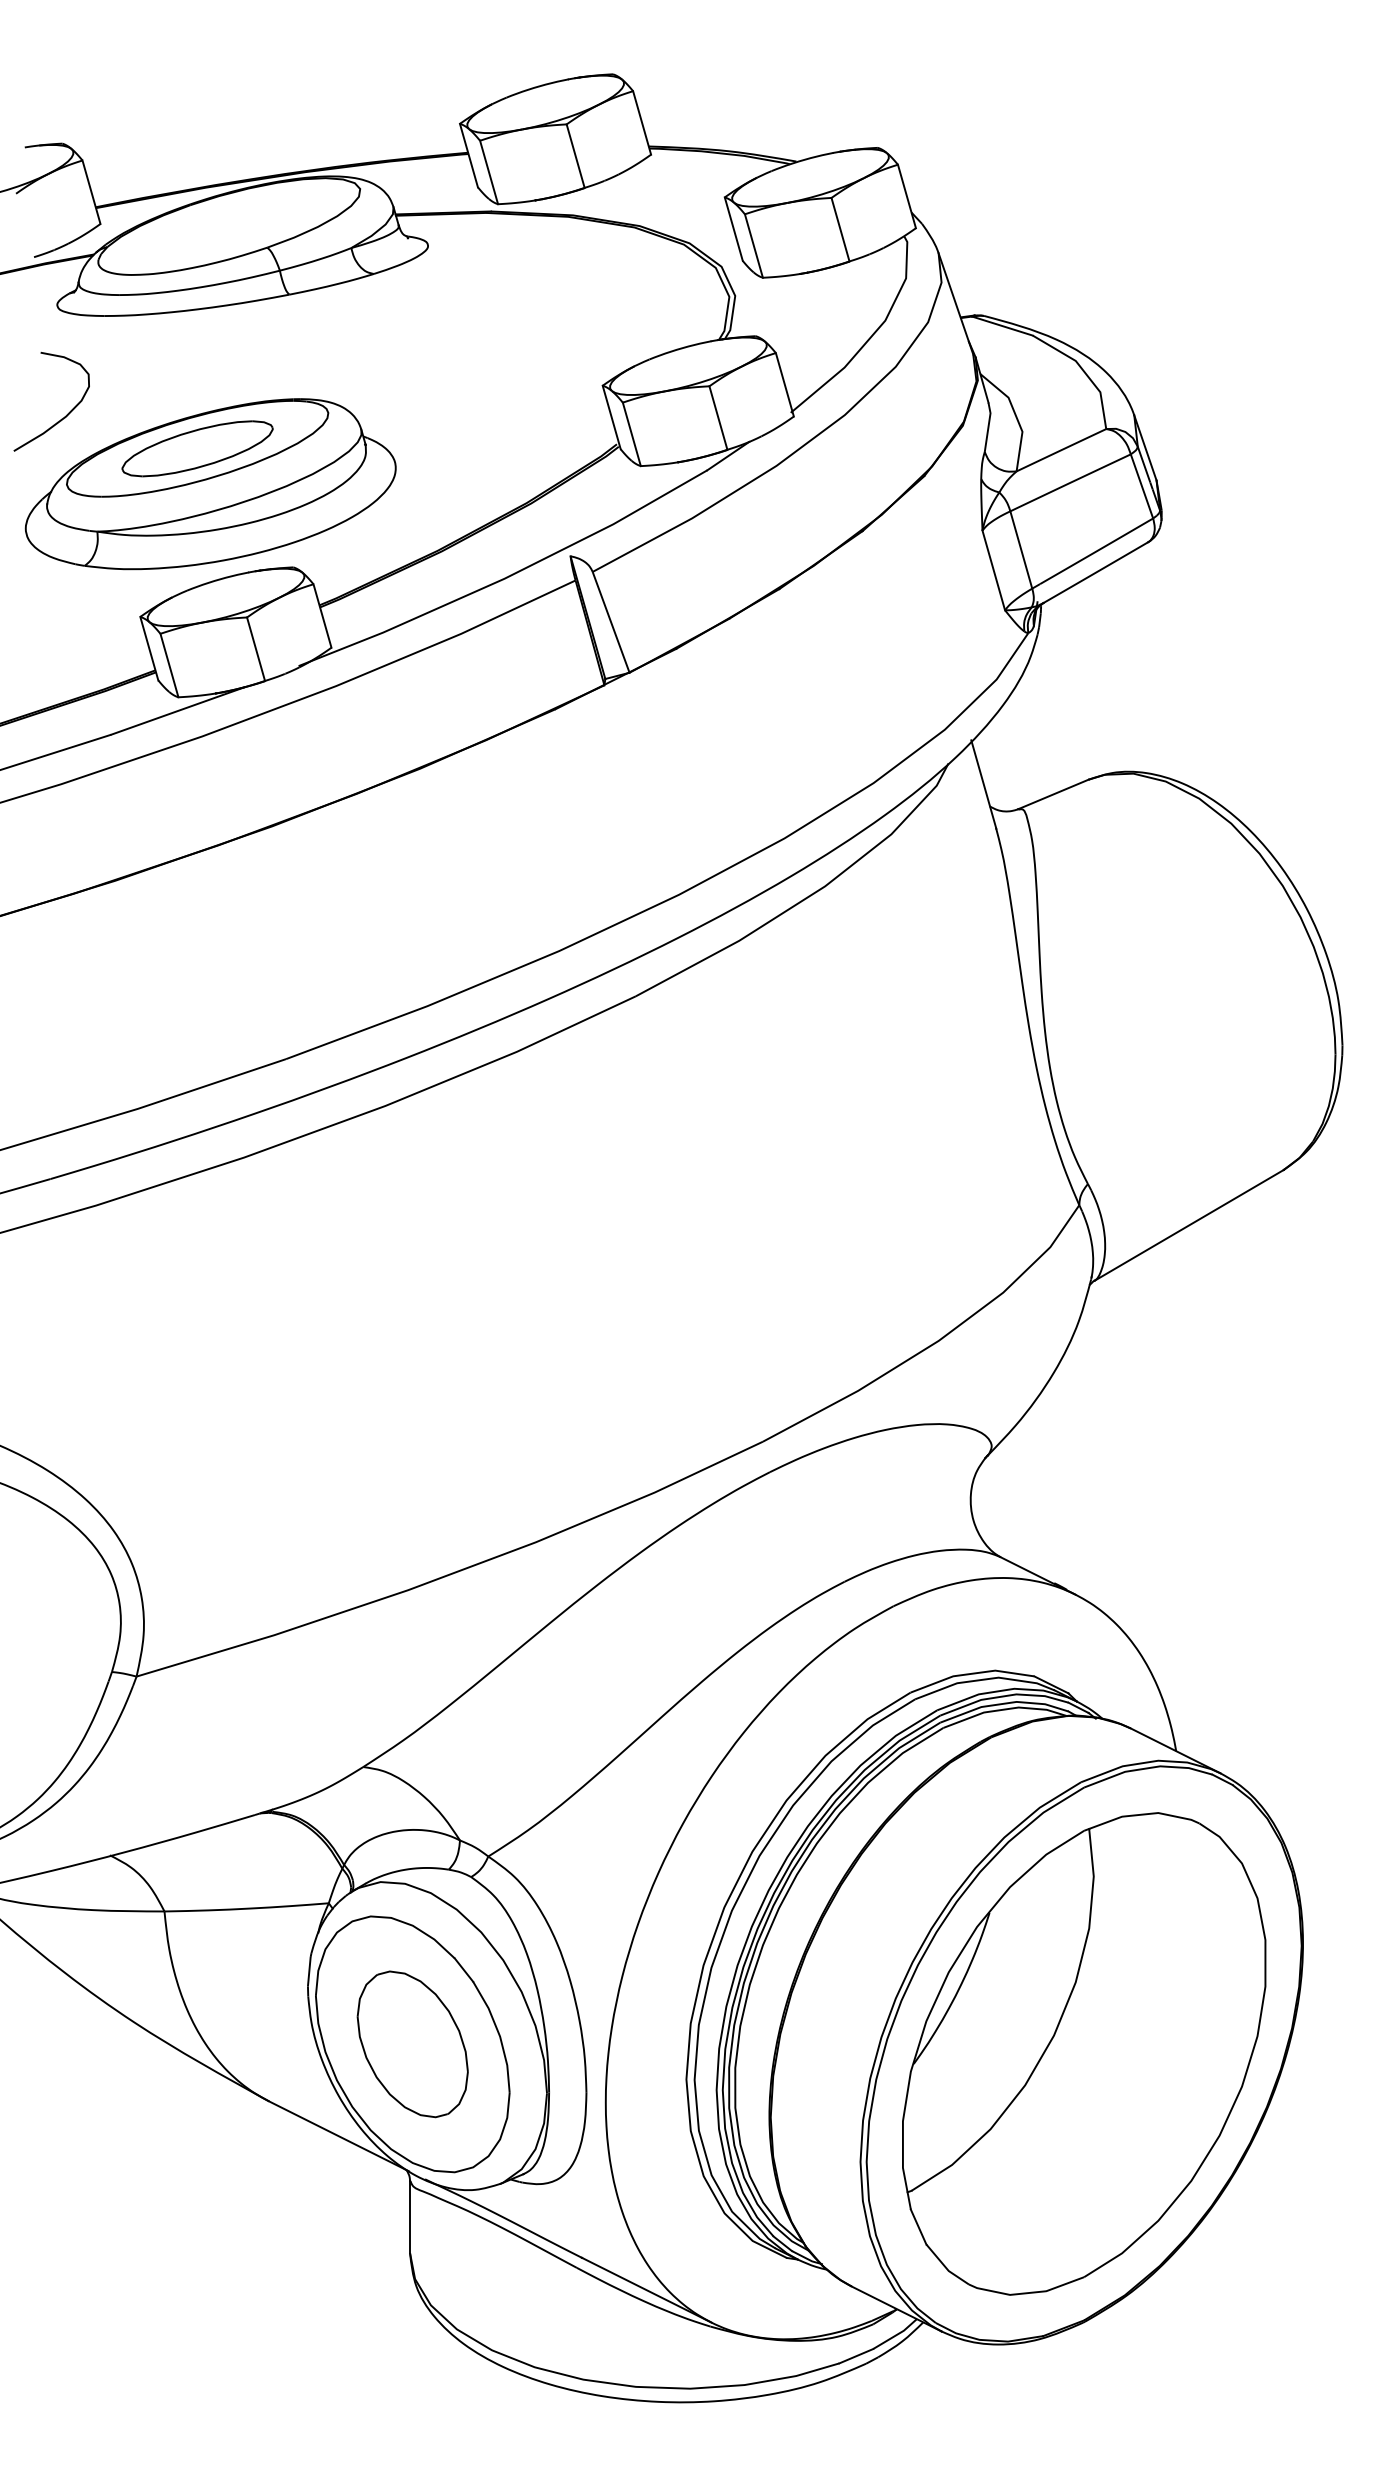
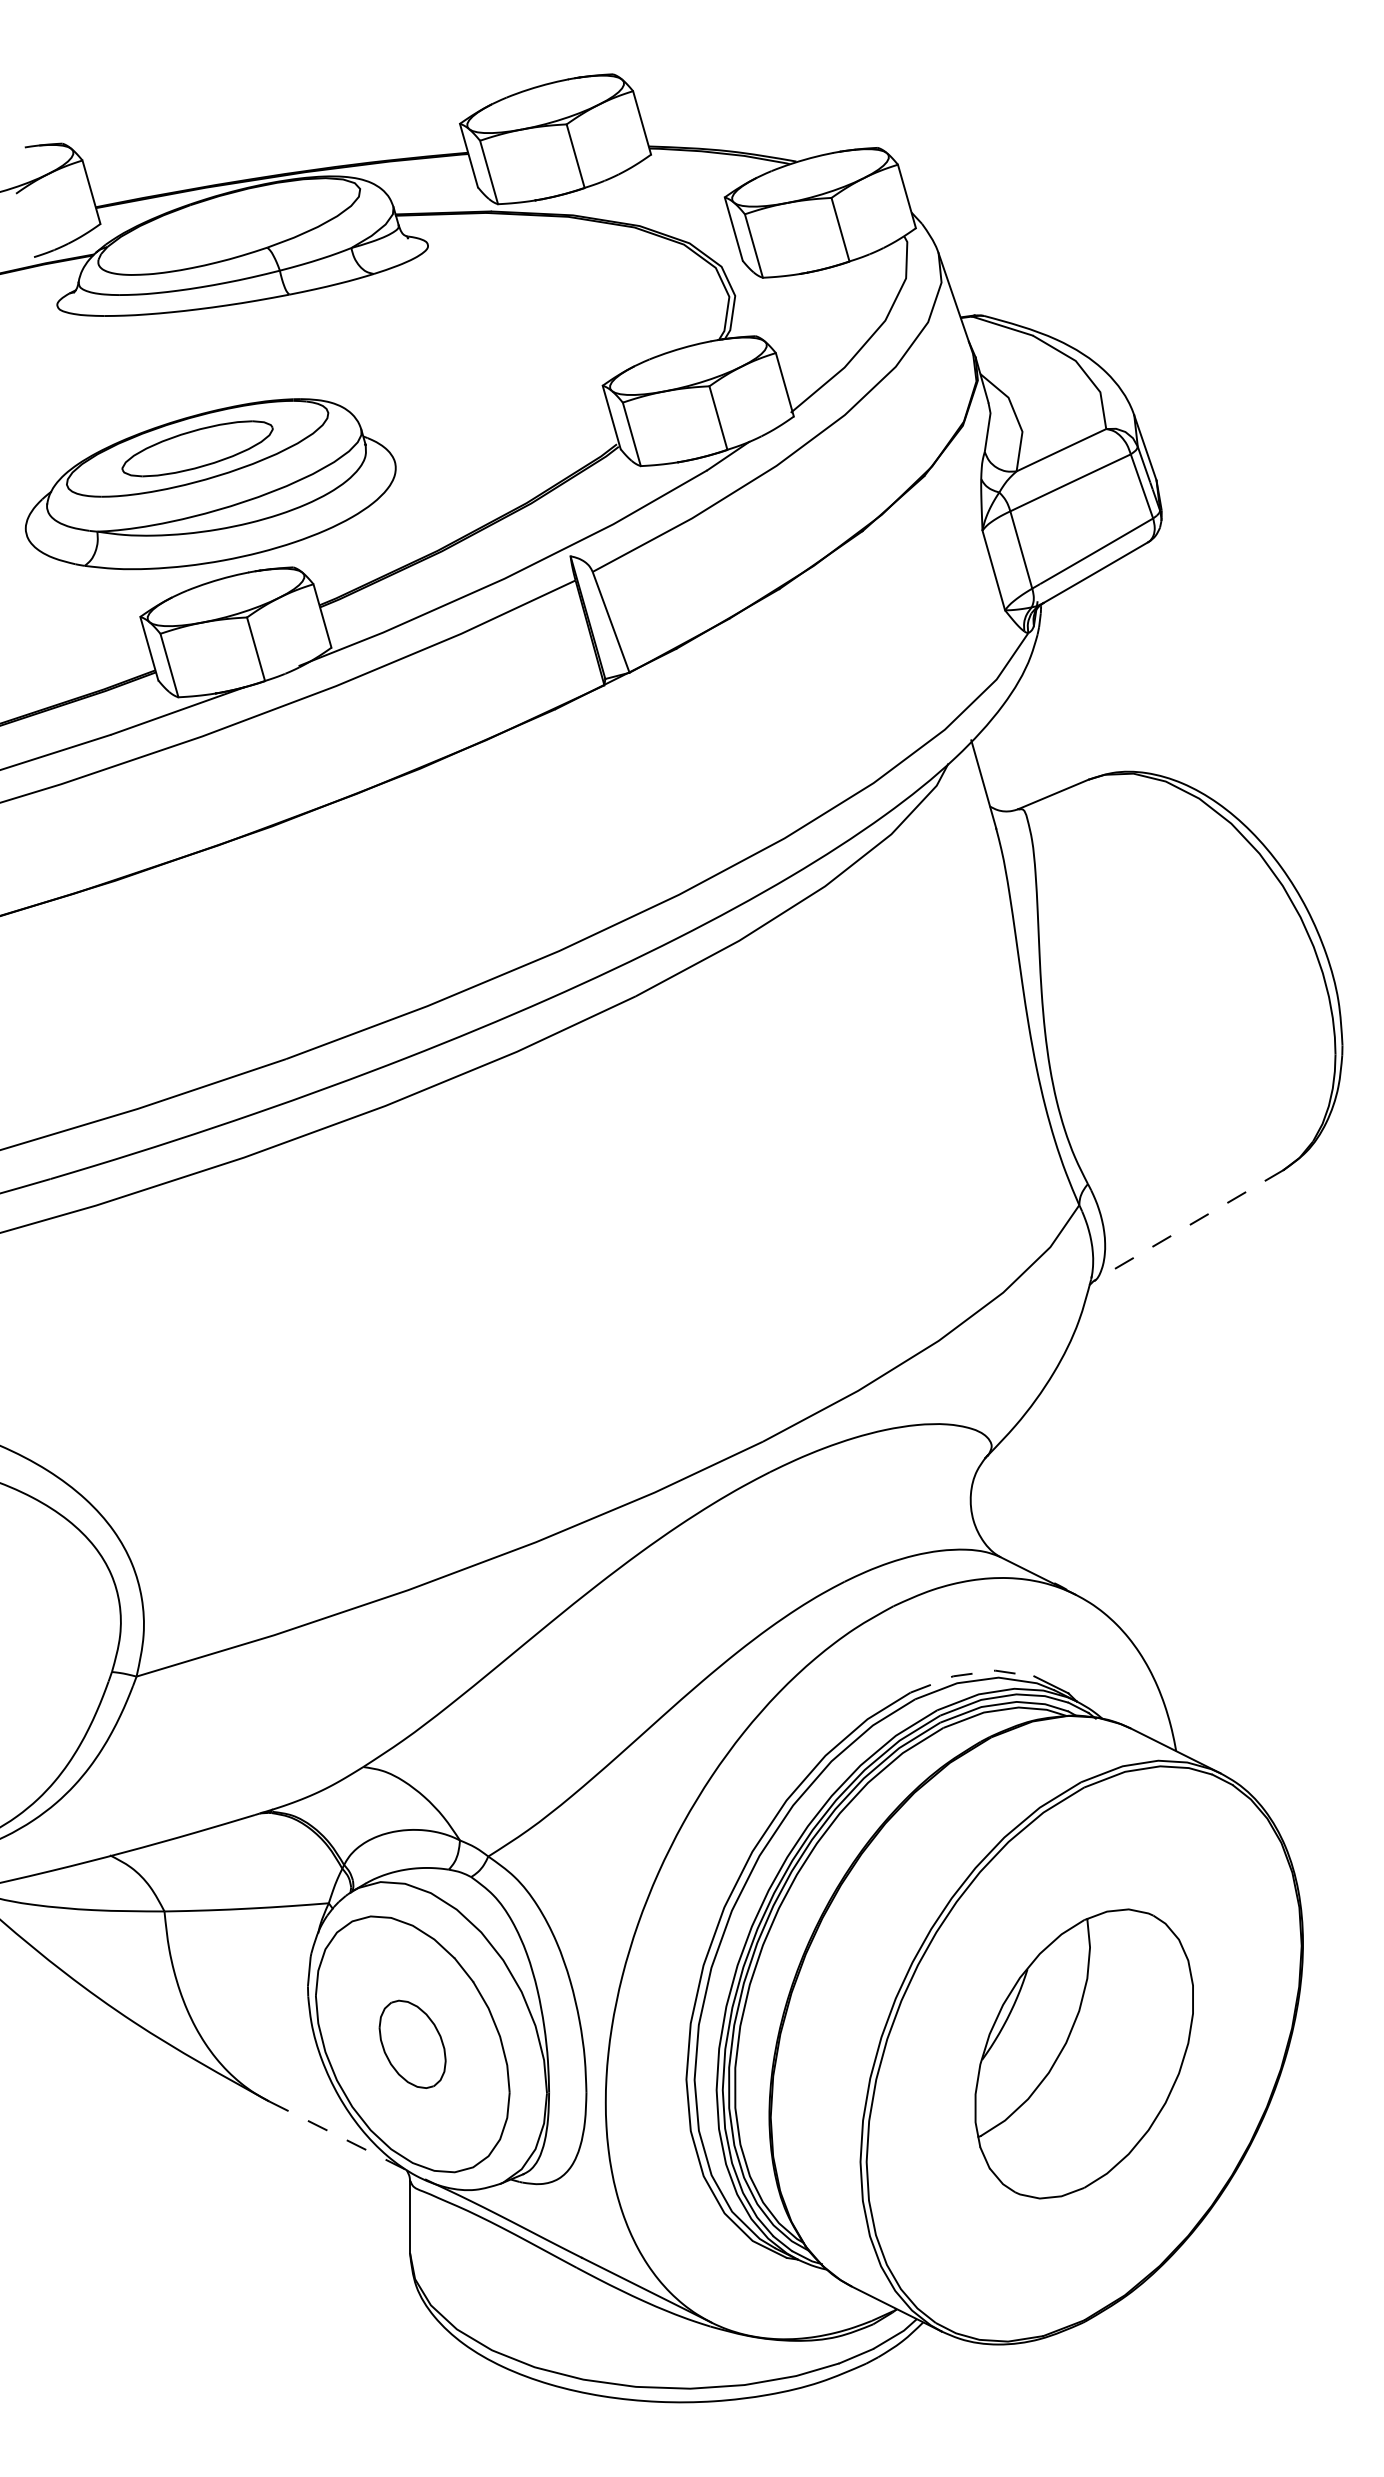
curve: present -> none (61, 418)
line: solid -> dashed (1188, 1225)
line: solid -> dashed (971, 1673)
part size: 113x149 px -> 69x90 px (412, 2043)
part size: 365x484 px -> 220x292 px (1083, 2053)
line: solid -> dashed (339, 2136)
